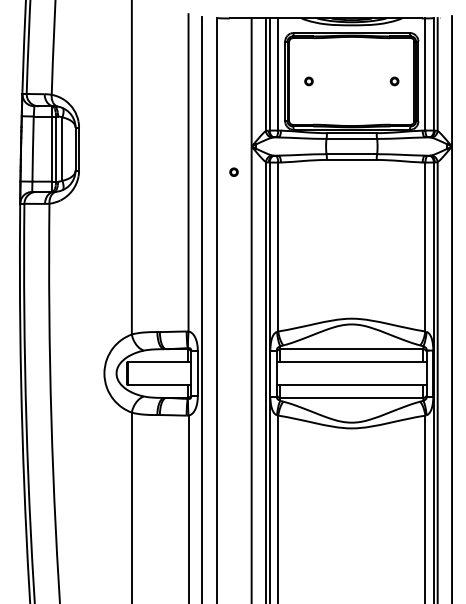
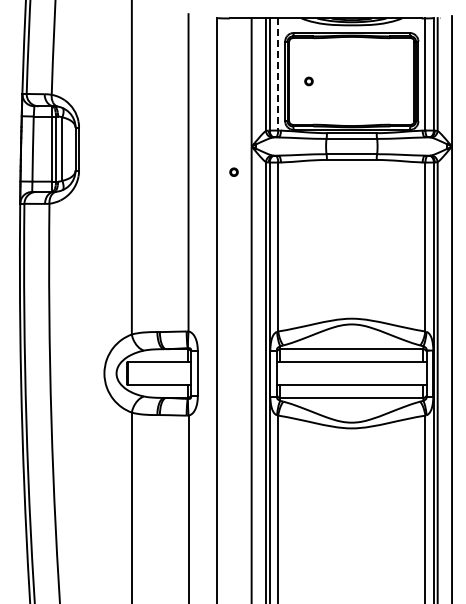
line: solid -> dashed (278, 75)
part: present -> none (394, 81)
line: present -> none (202, 308)
